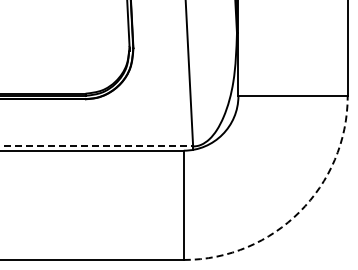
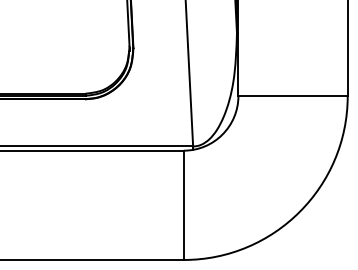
line: dashed -> solid (97, 146)
arc: dashed -> solid (299, 211)
